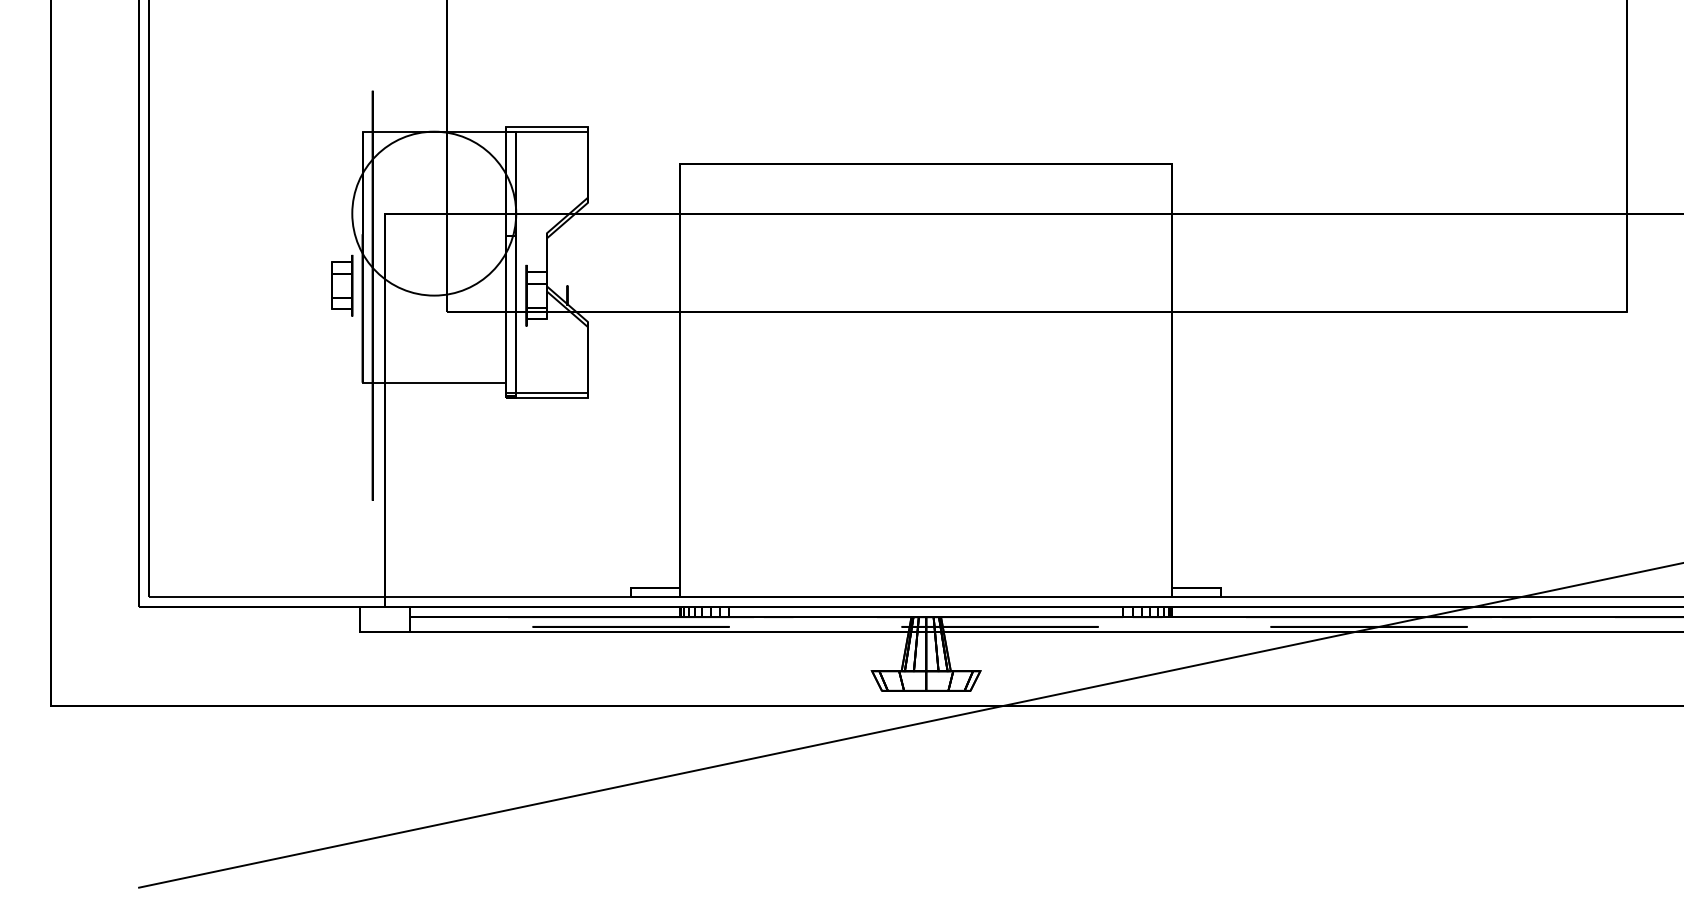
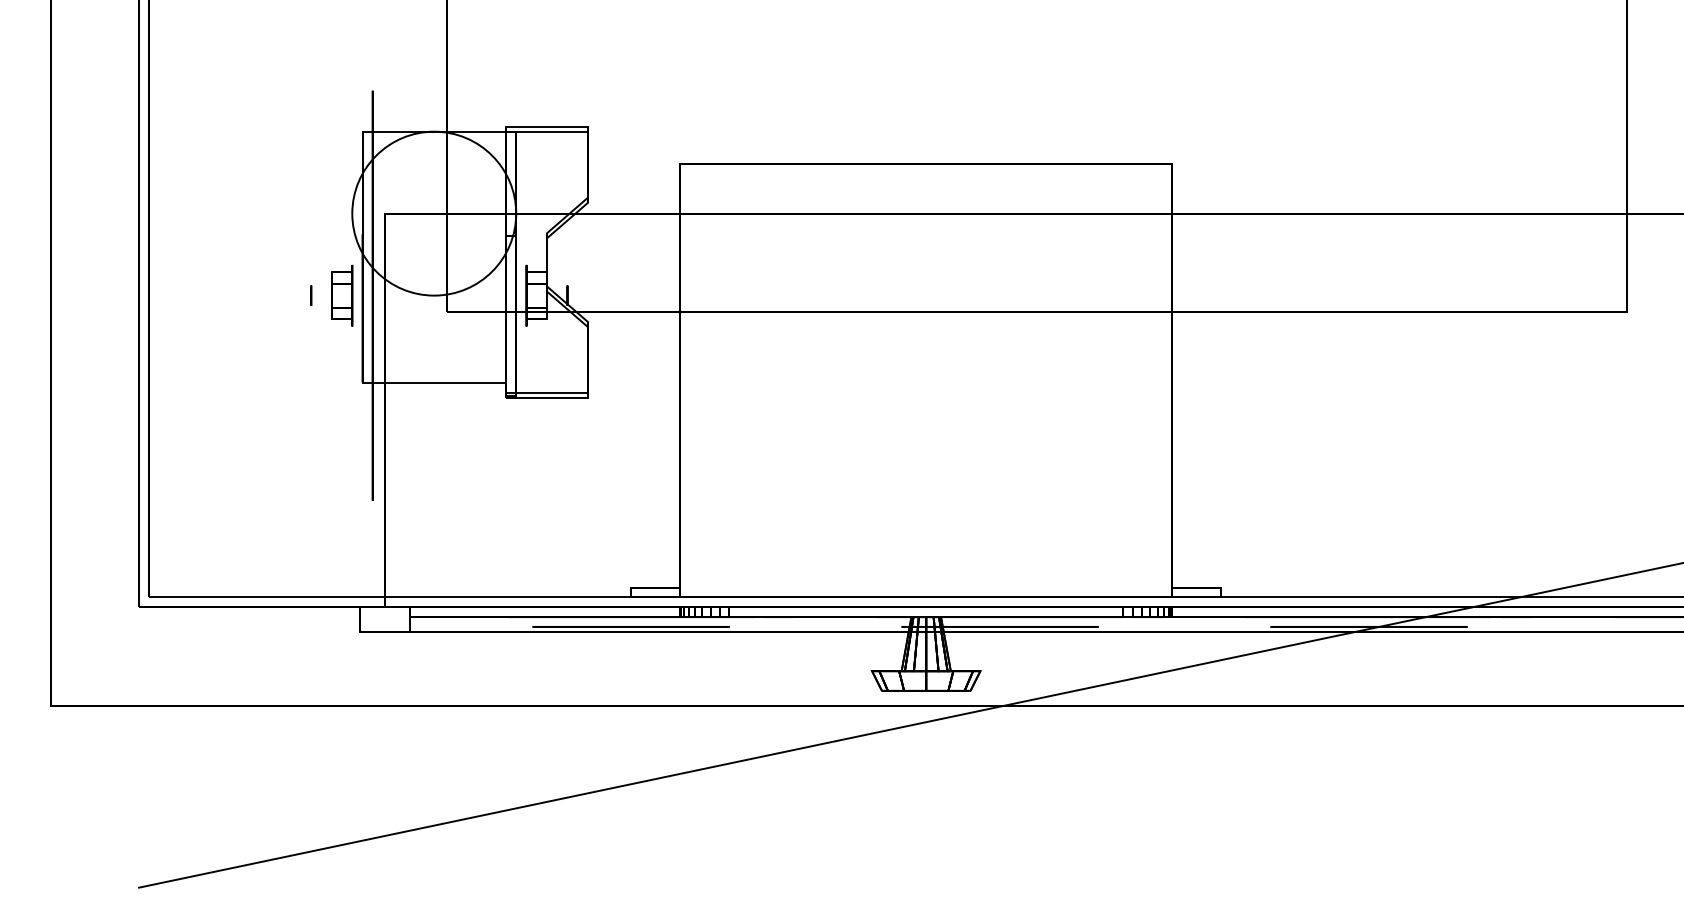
part position: (342, 285) -> (342, 295) (342, 295)
circle: none -> present (311, 295)
